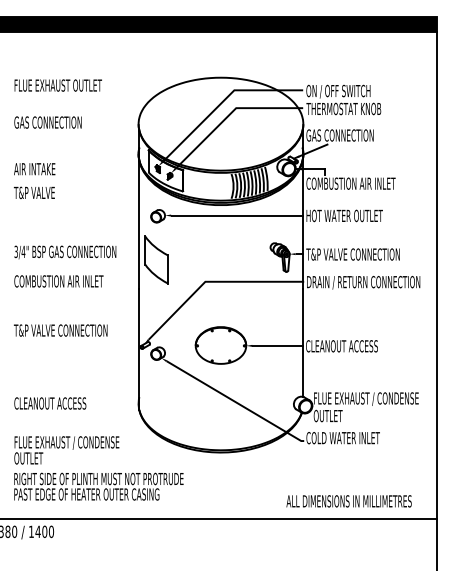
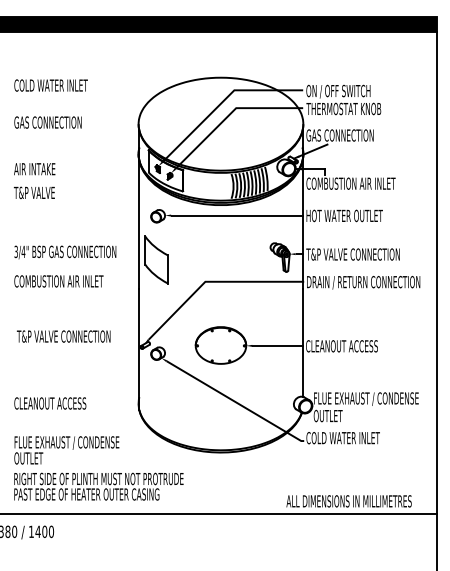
text: FLUE EXHAUST OUTLET -> COLD WATER INLET (57, 85)
text position: (60, 330) -> (63, 336) (63, 336)
line position: (219, 519) -> (219, 514) (219, 514)
